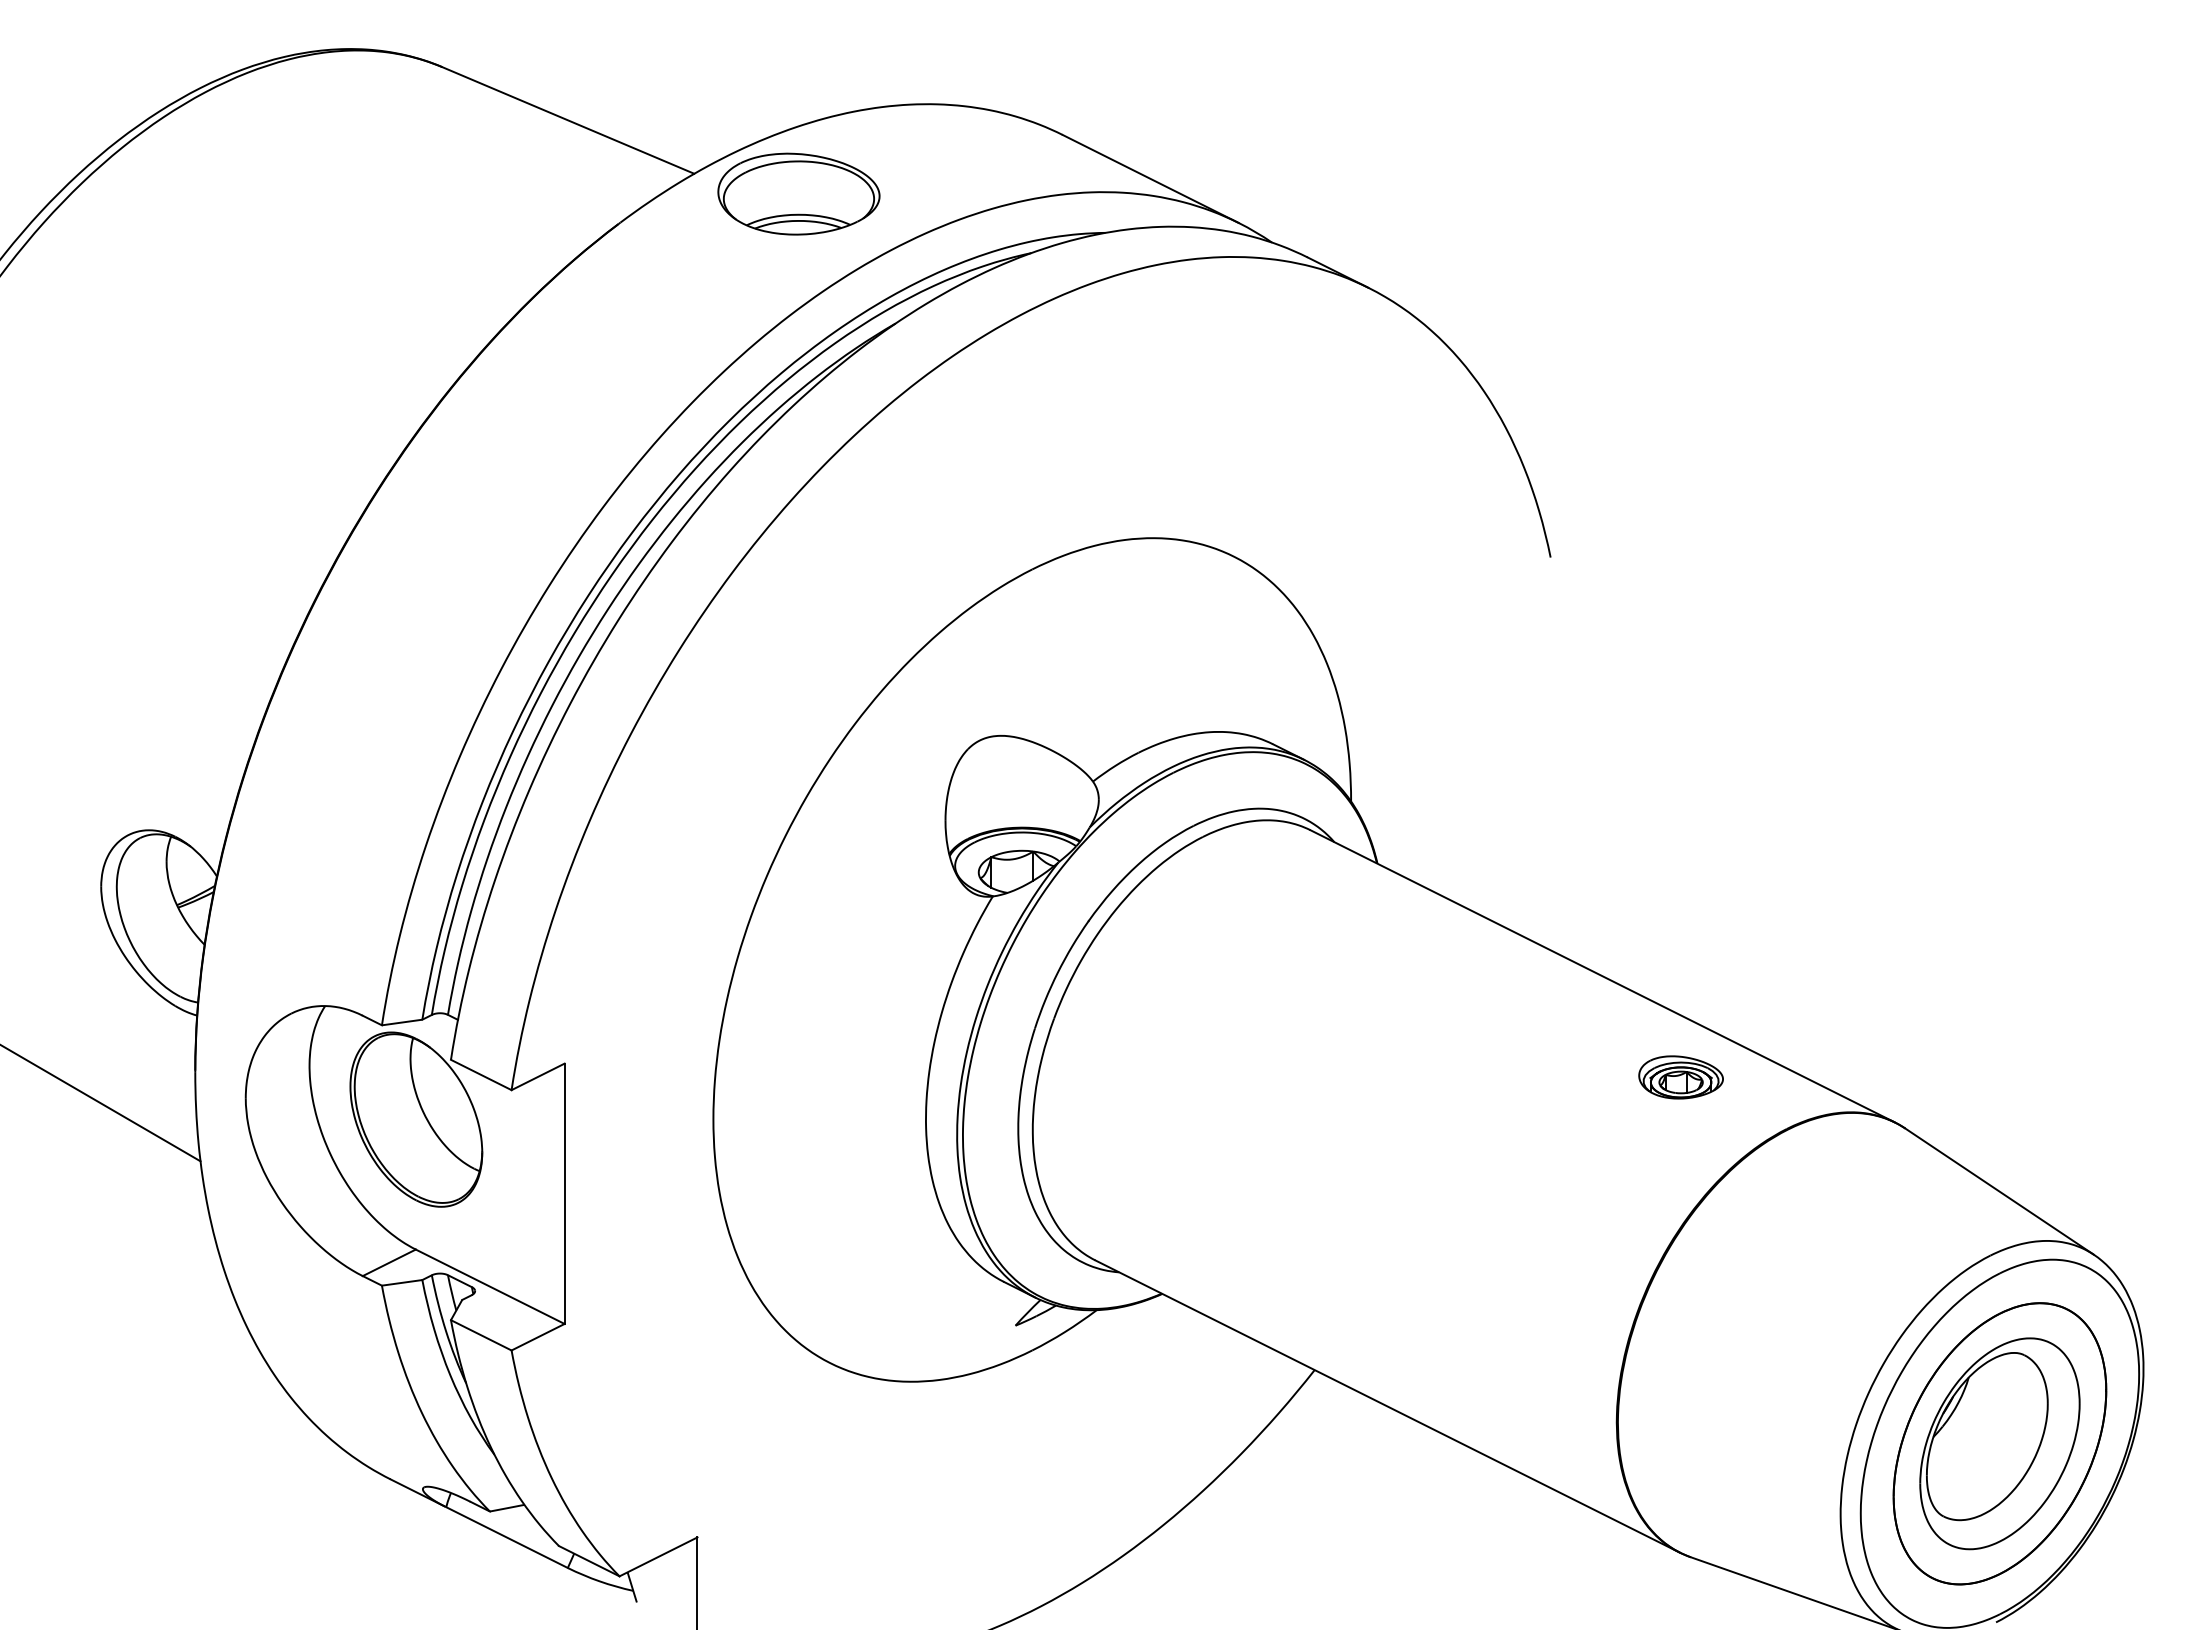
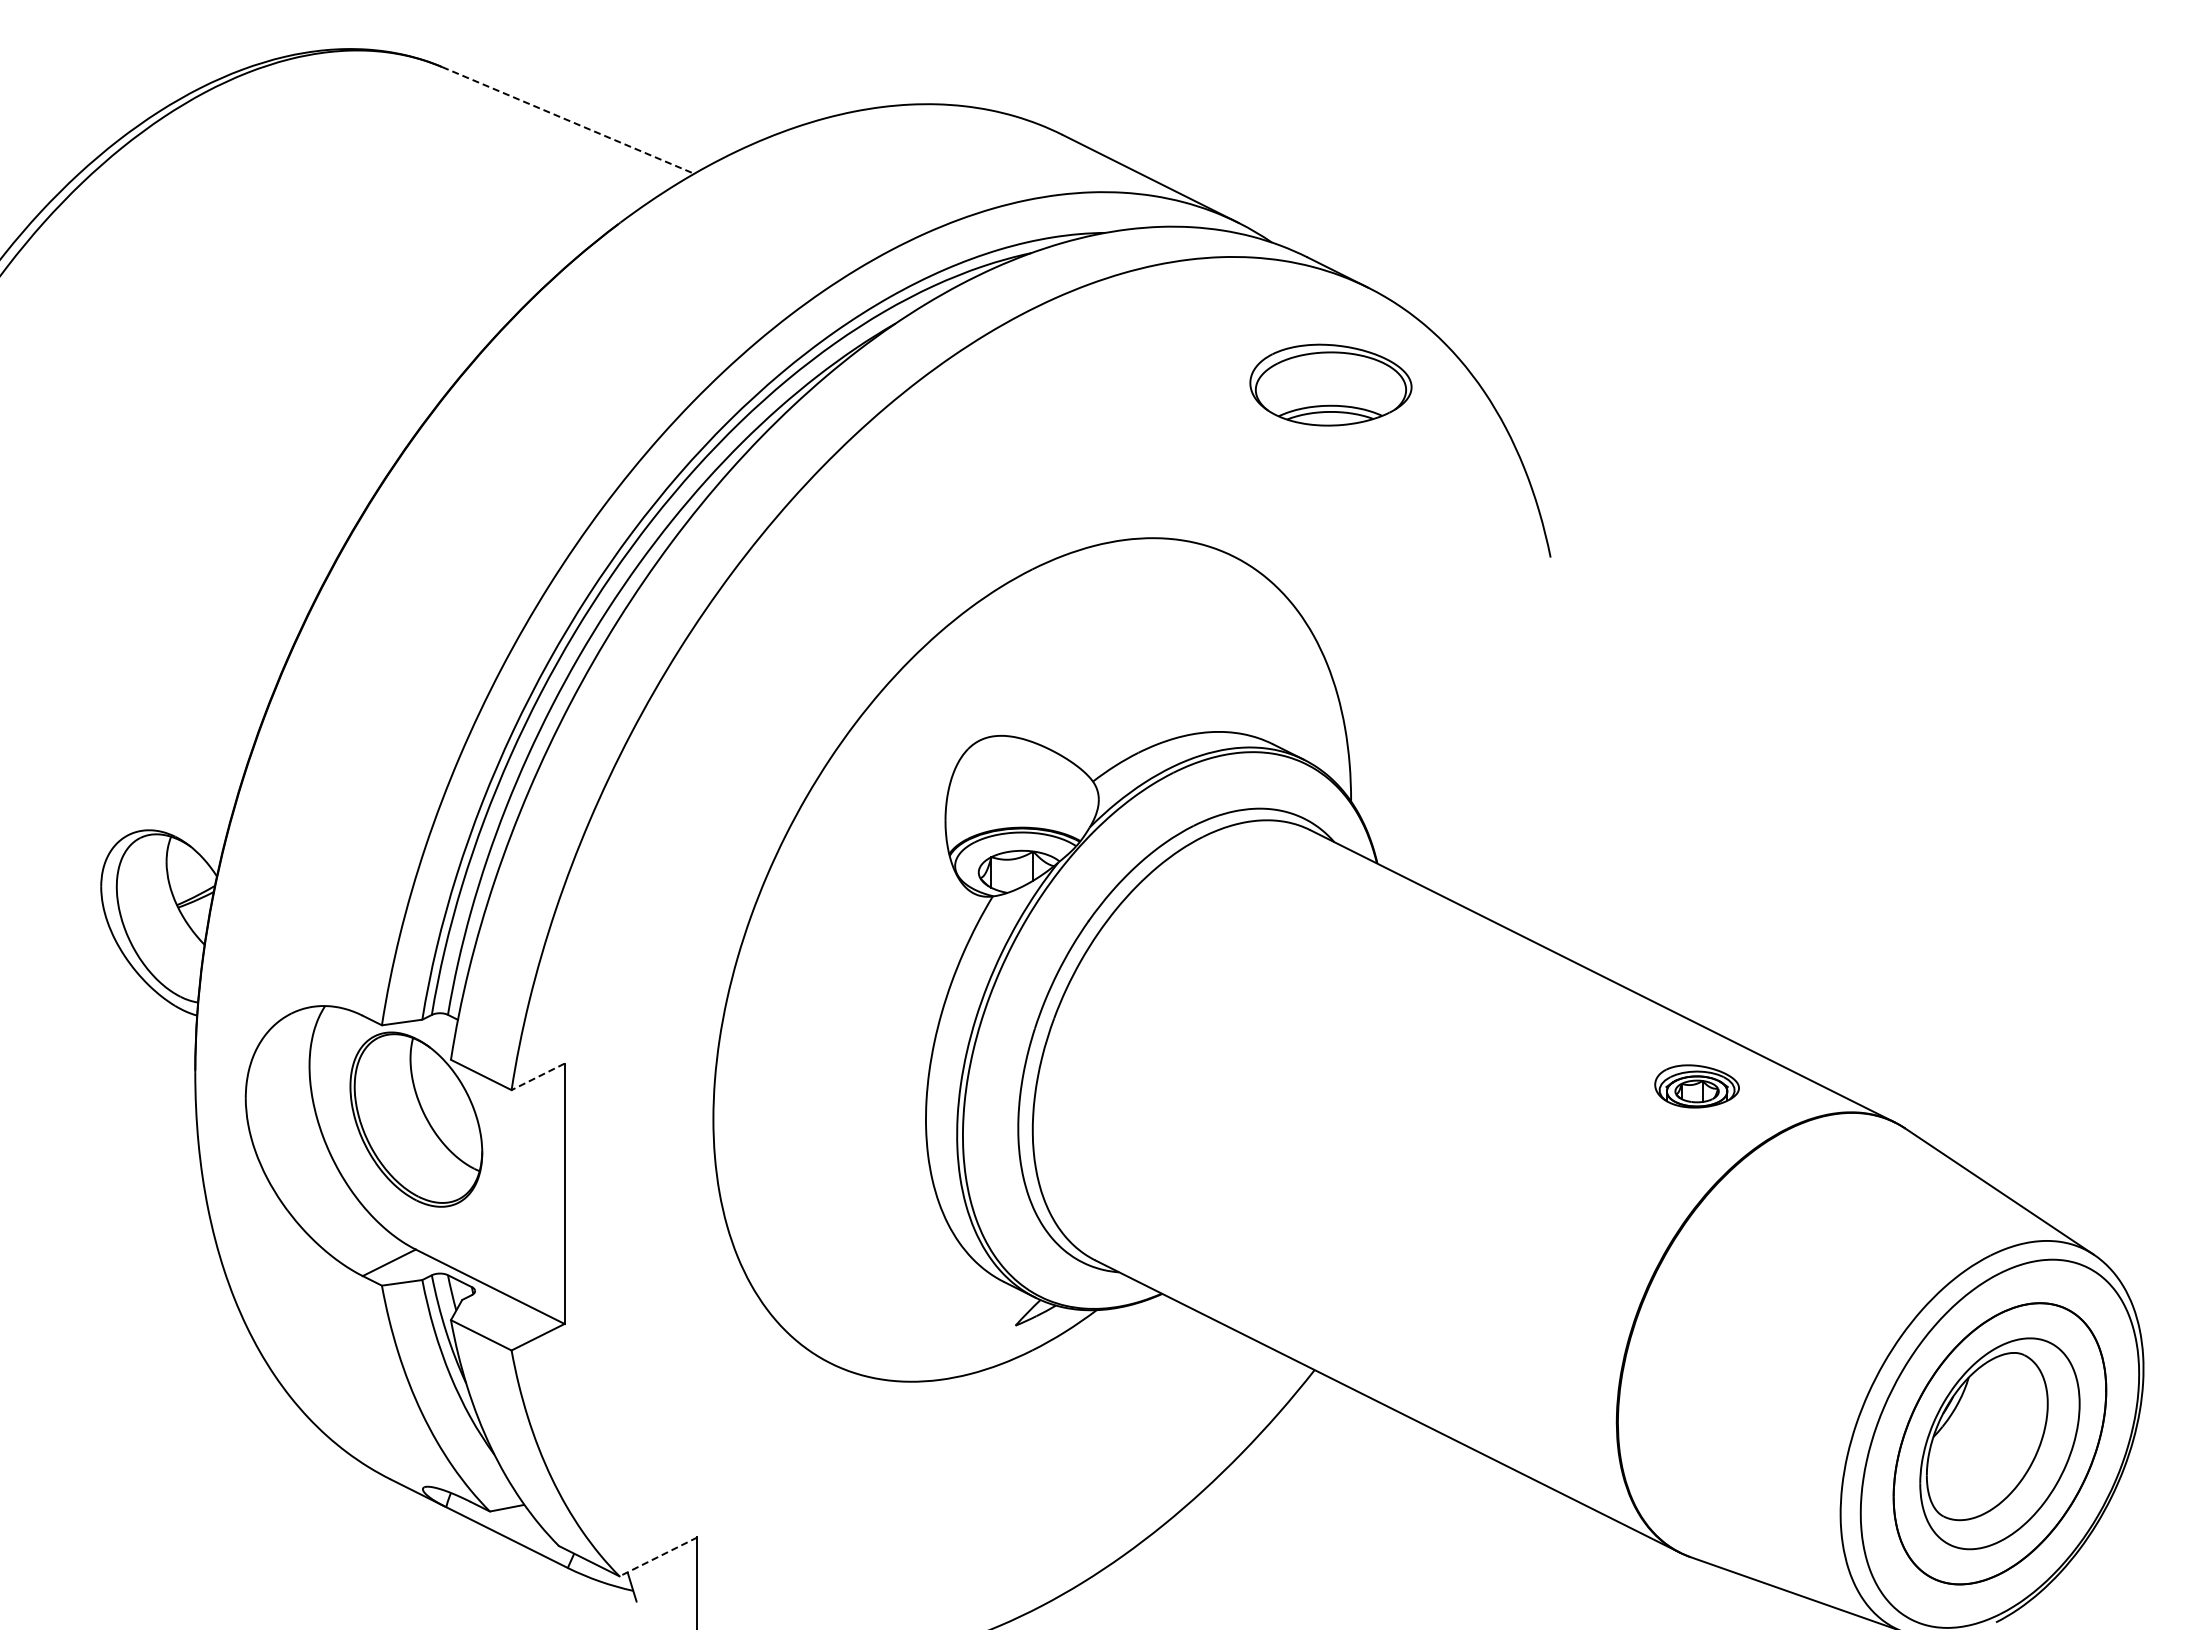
line: solid -> dashed (568, 120)
part position: (798, 193) -> (1330, 384) (1330, 384)
line: solid -> dashed (538, 1076)
part position: (1680, 1077) -> (1696, 1086) (1696, 1086)
line: present -> none (101, 1103)
line: solid -> dashed (658, 1556)
